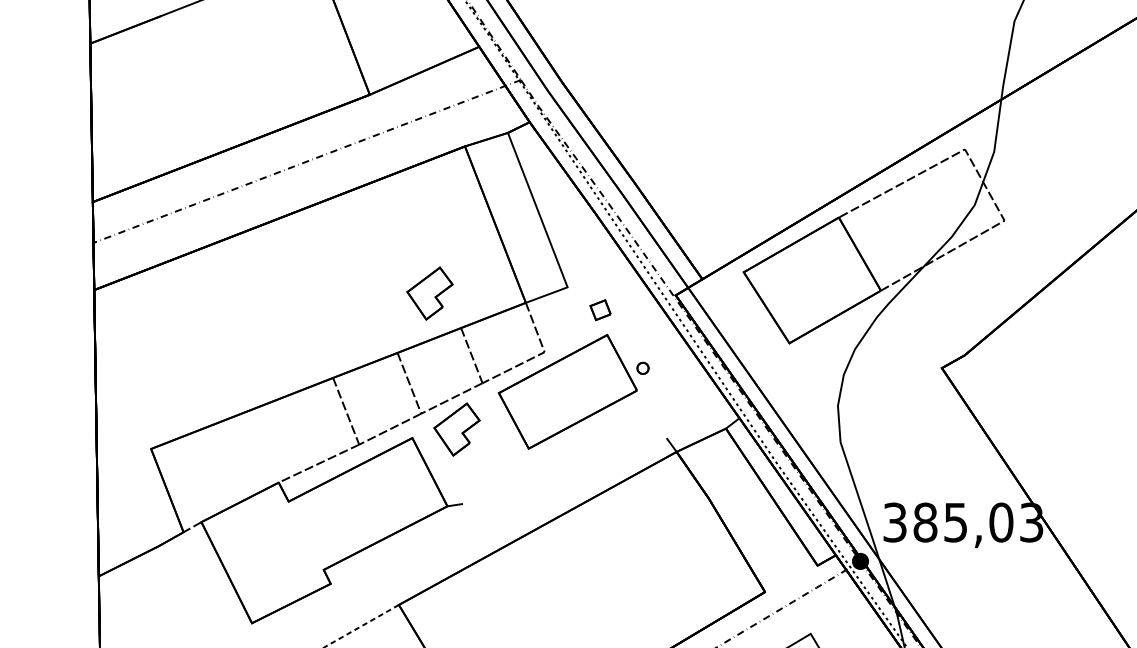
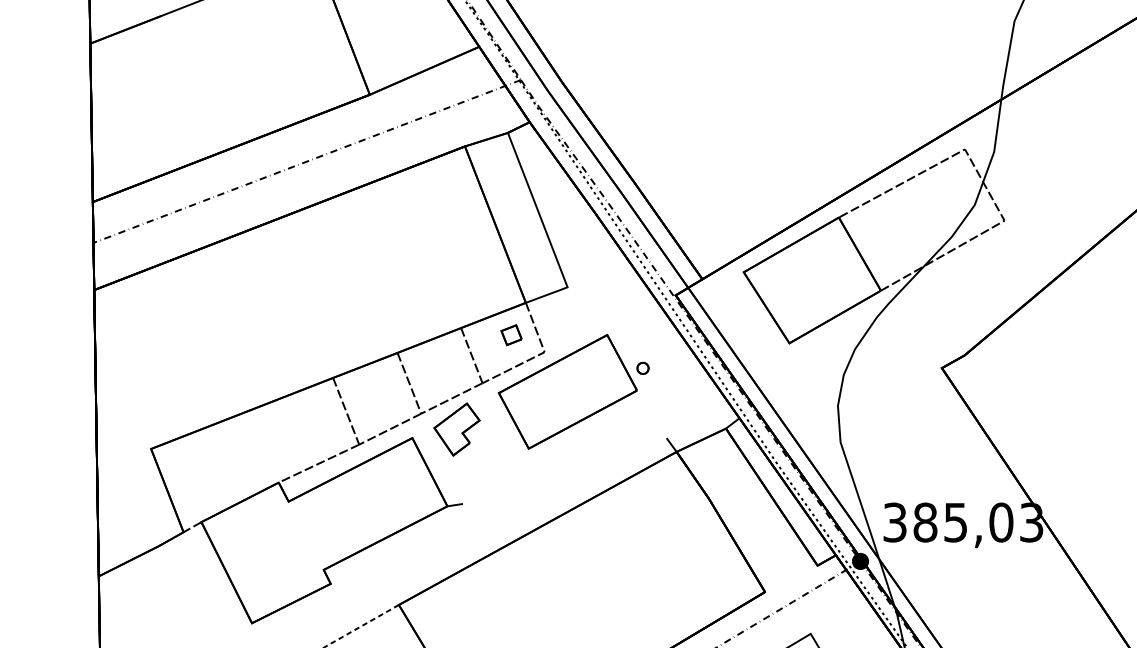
part: present -> none (429, 293)
part position: (600, 310) -> (511, 335) (511, 335)
